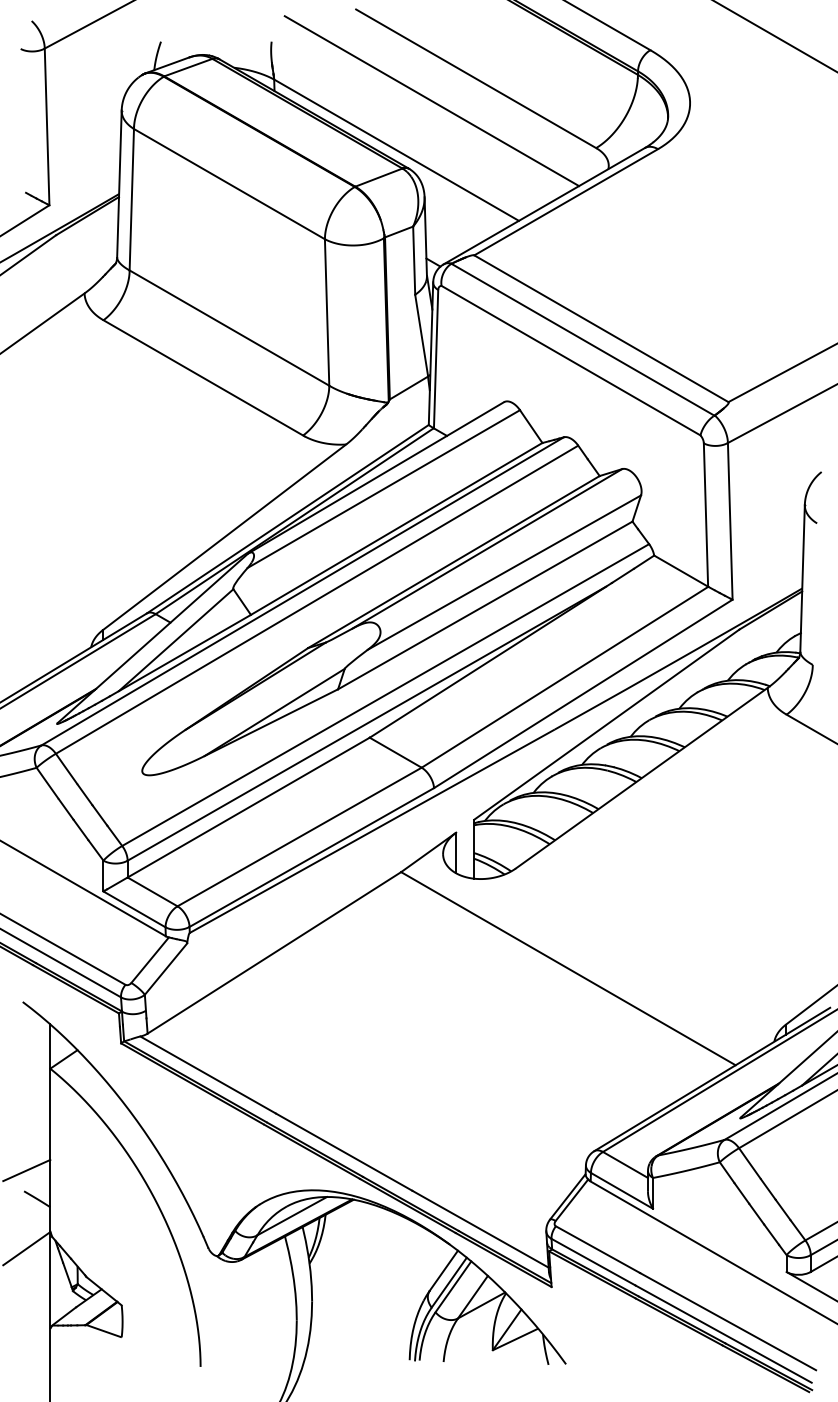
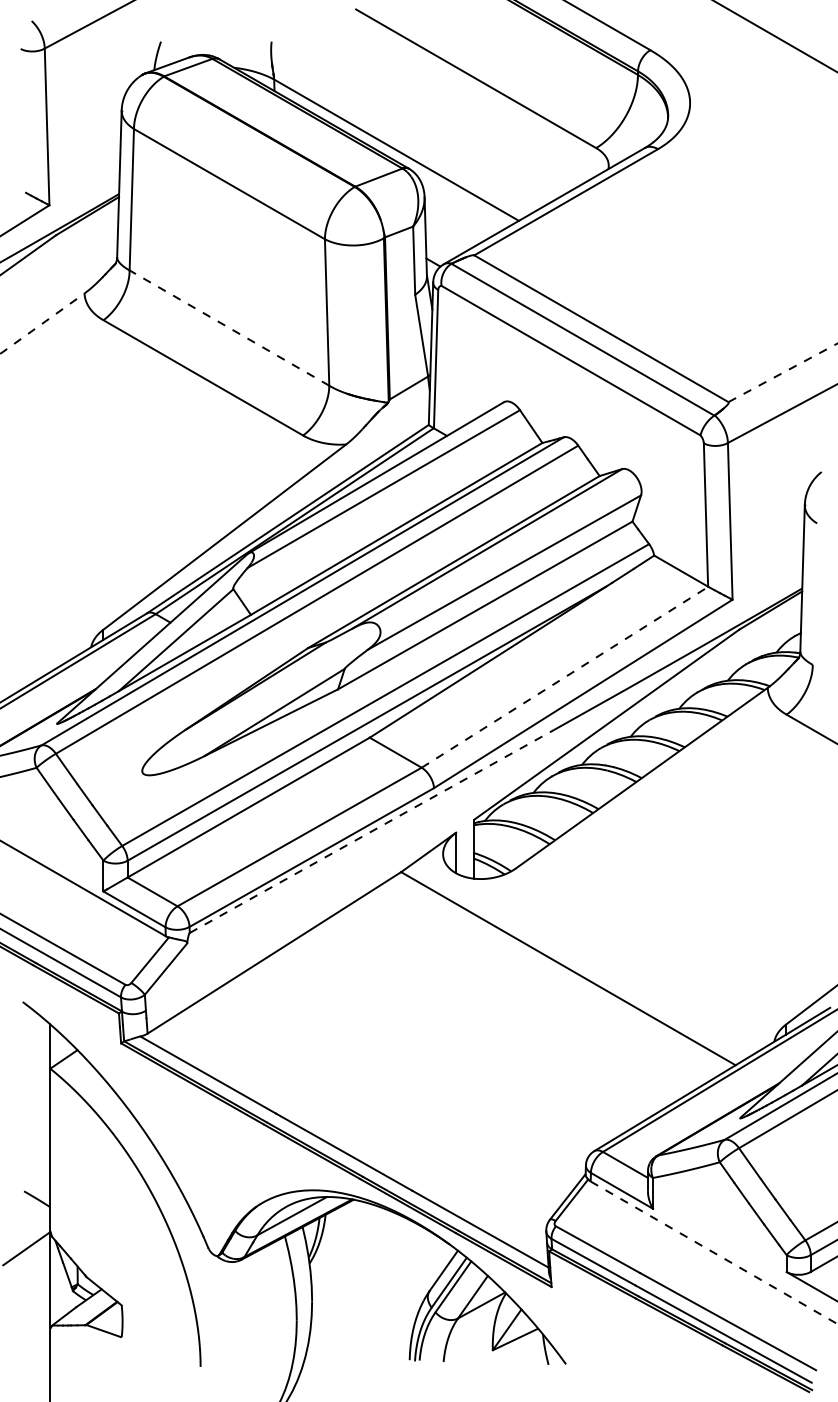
line: present -> none (431, 101)
line: solid -> dashed (42, 323)
line: solid -> dashed (229, 327)
line: solid -> dashed (782, 372)
line: solid -> dashed (565, 677)
line: solid -> dashed (372, 830)
line: present -> none (26, 1170)
line: solid -> dashed (714, 1252)
